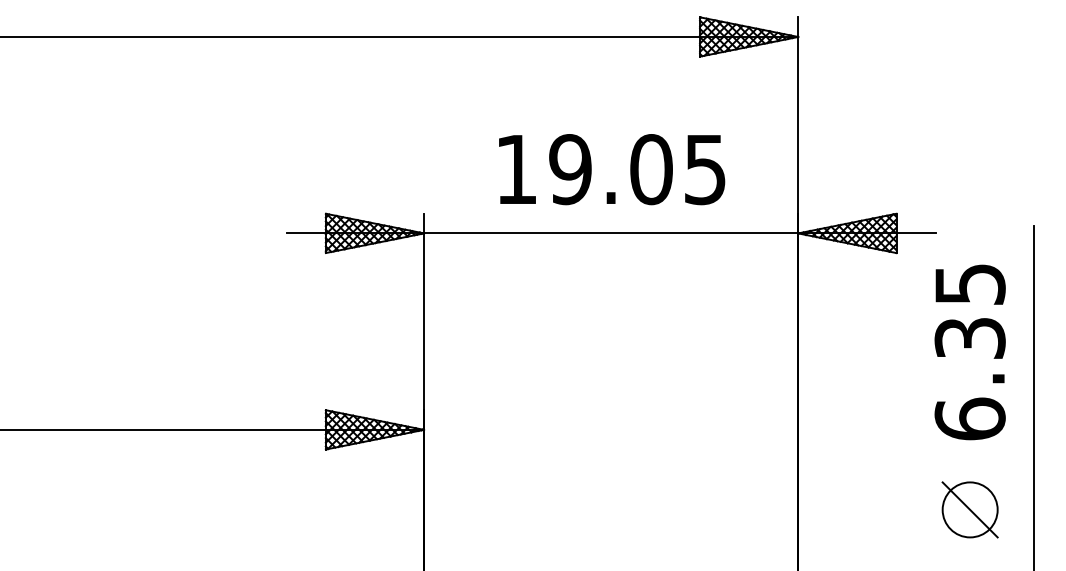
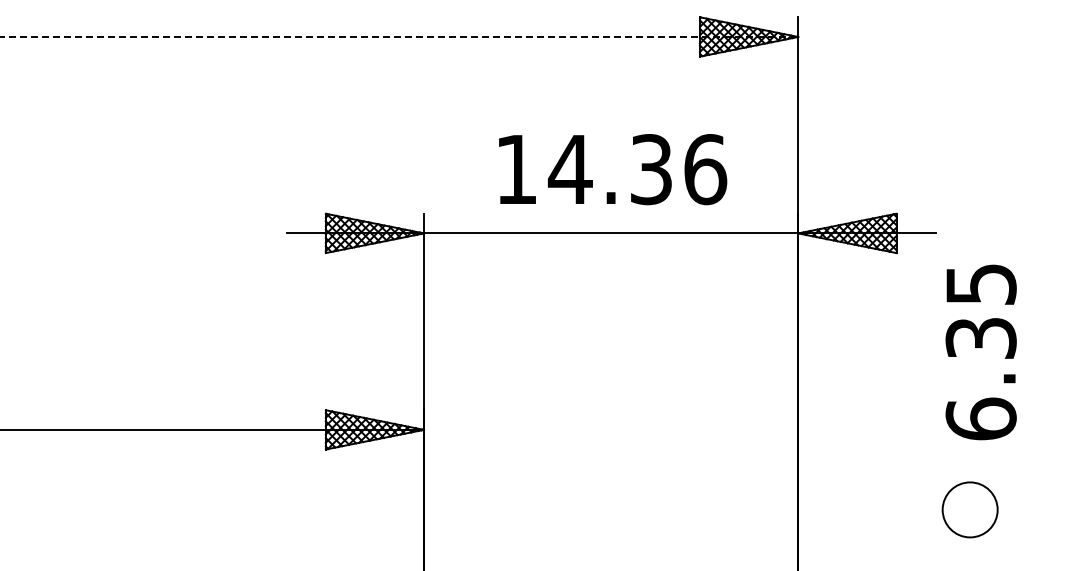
line: solid -> dashed (399, 36)
text: 19.05 -> 14.36 (637, 169)
text position: (969, 352) -> (980, 352) (980, 352)
line: present -> none (1034, 396)
line: present -> none (969, 509)
